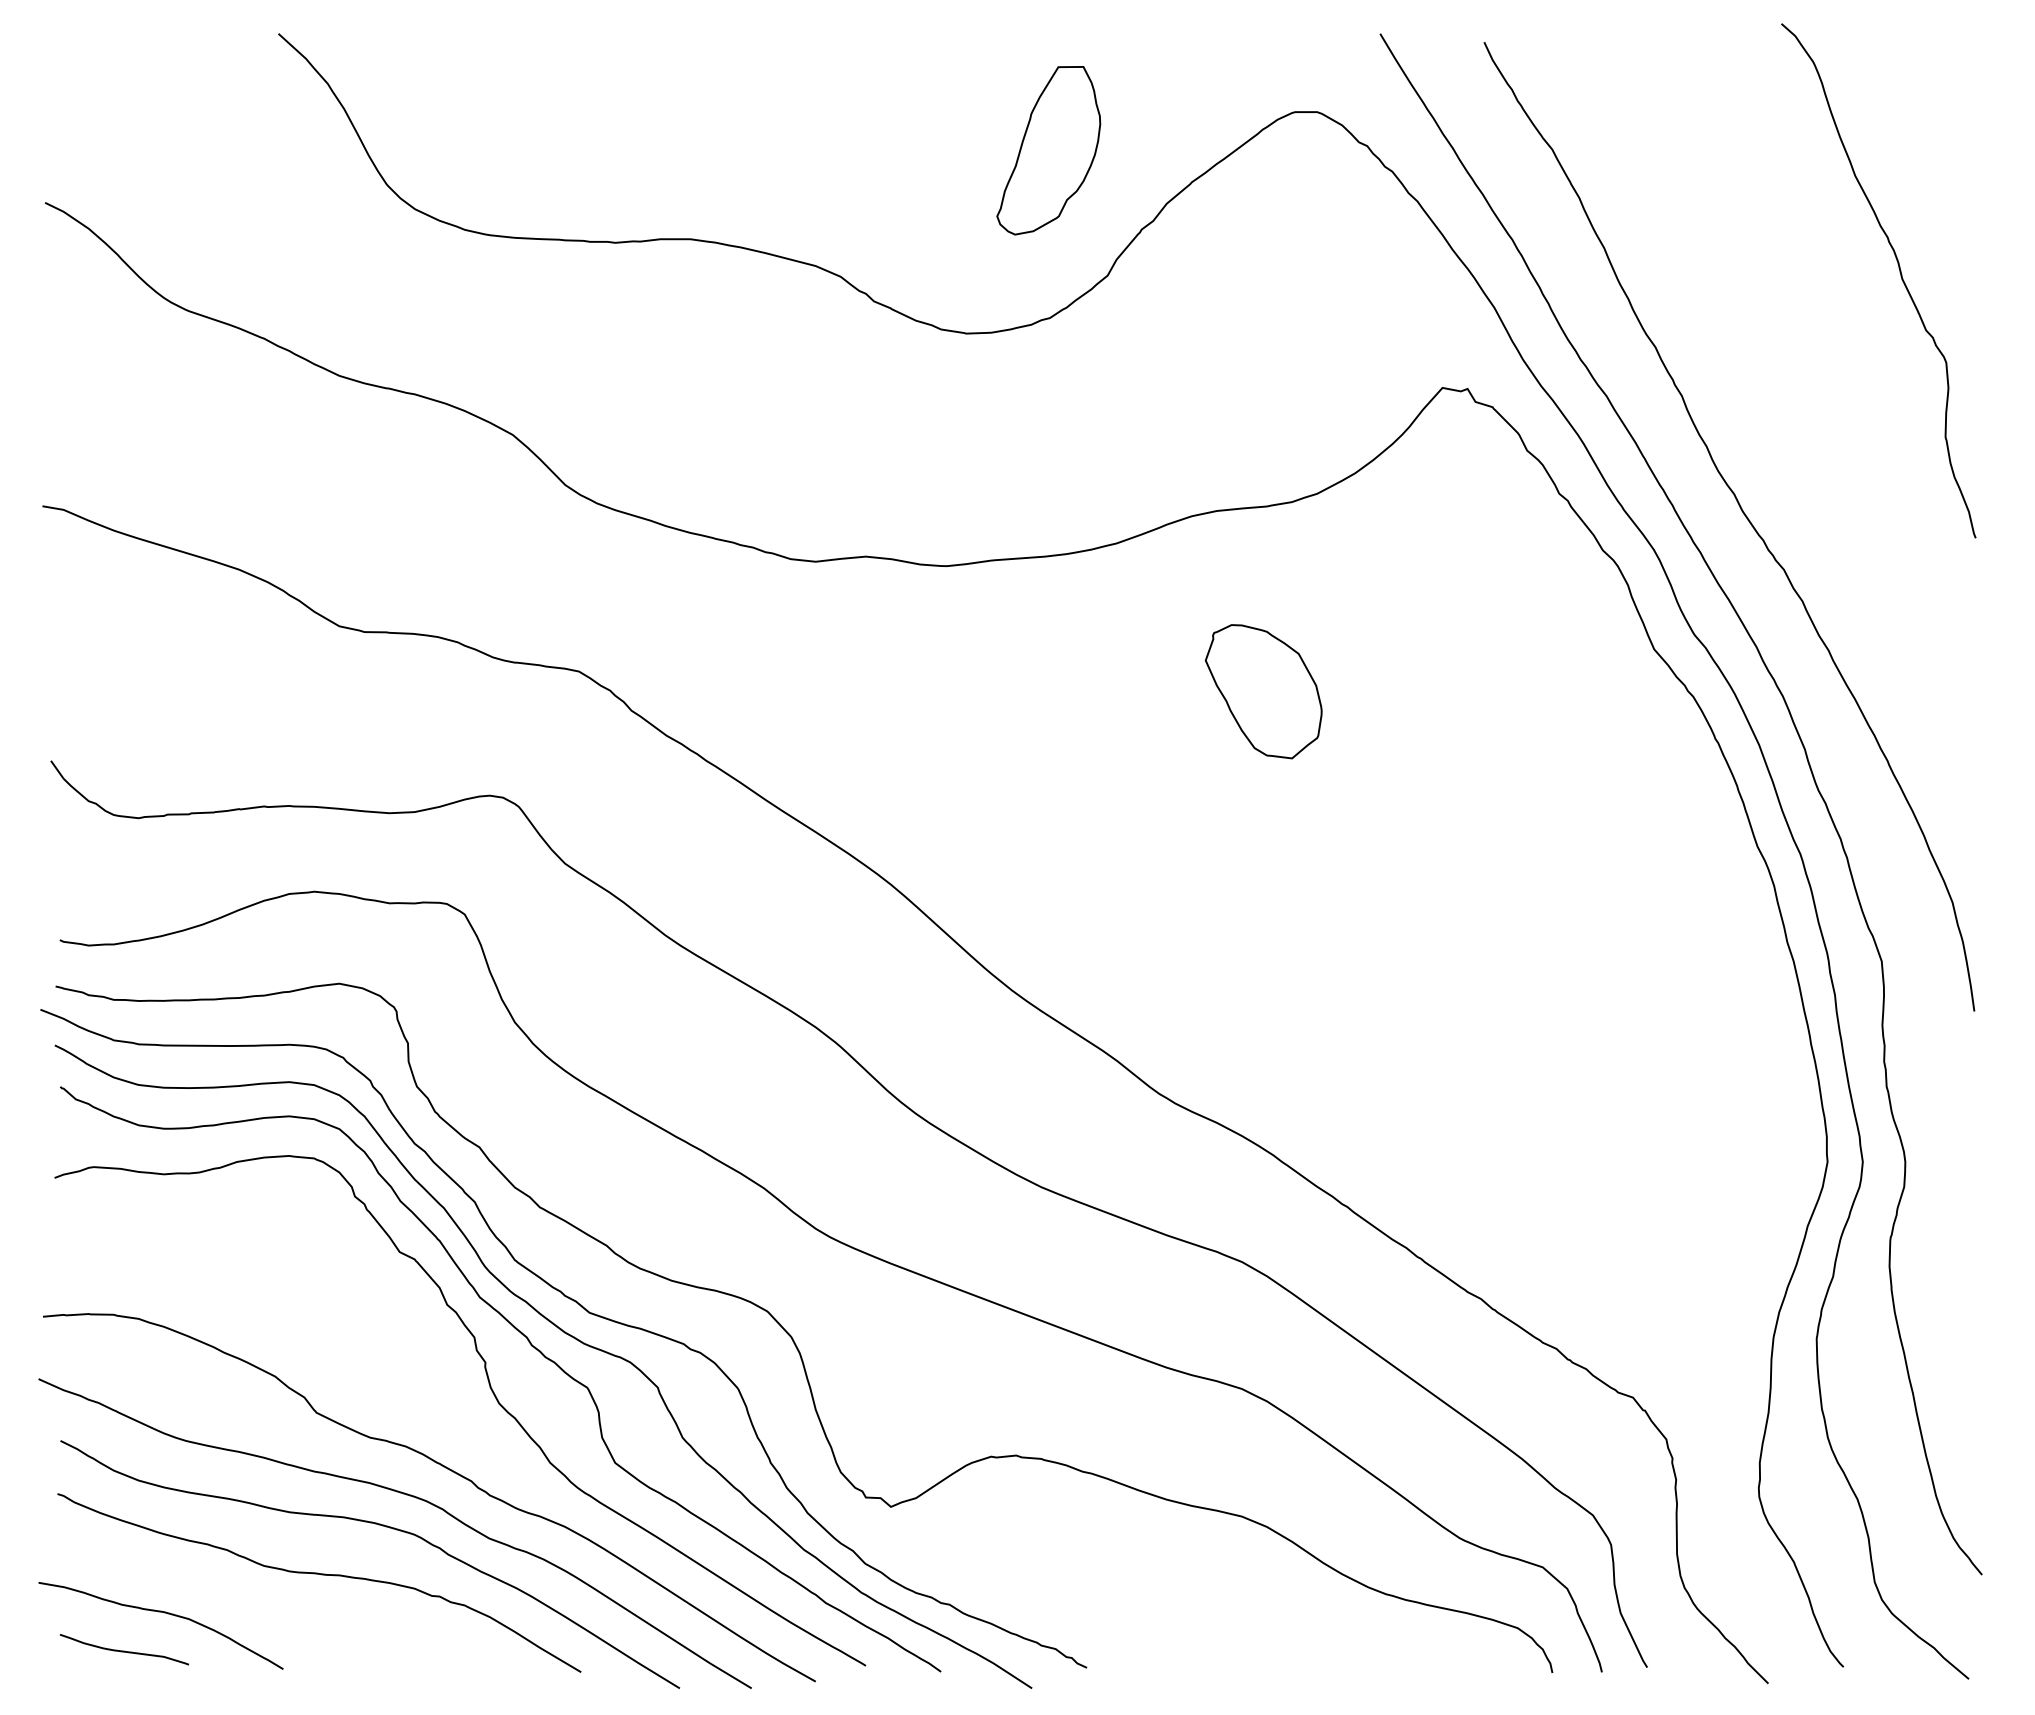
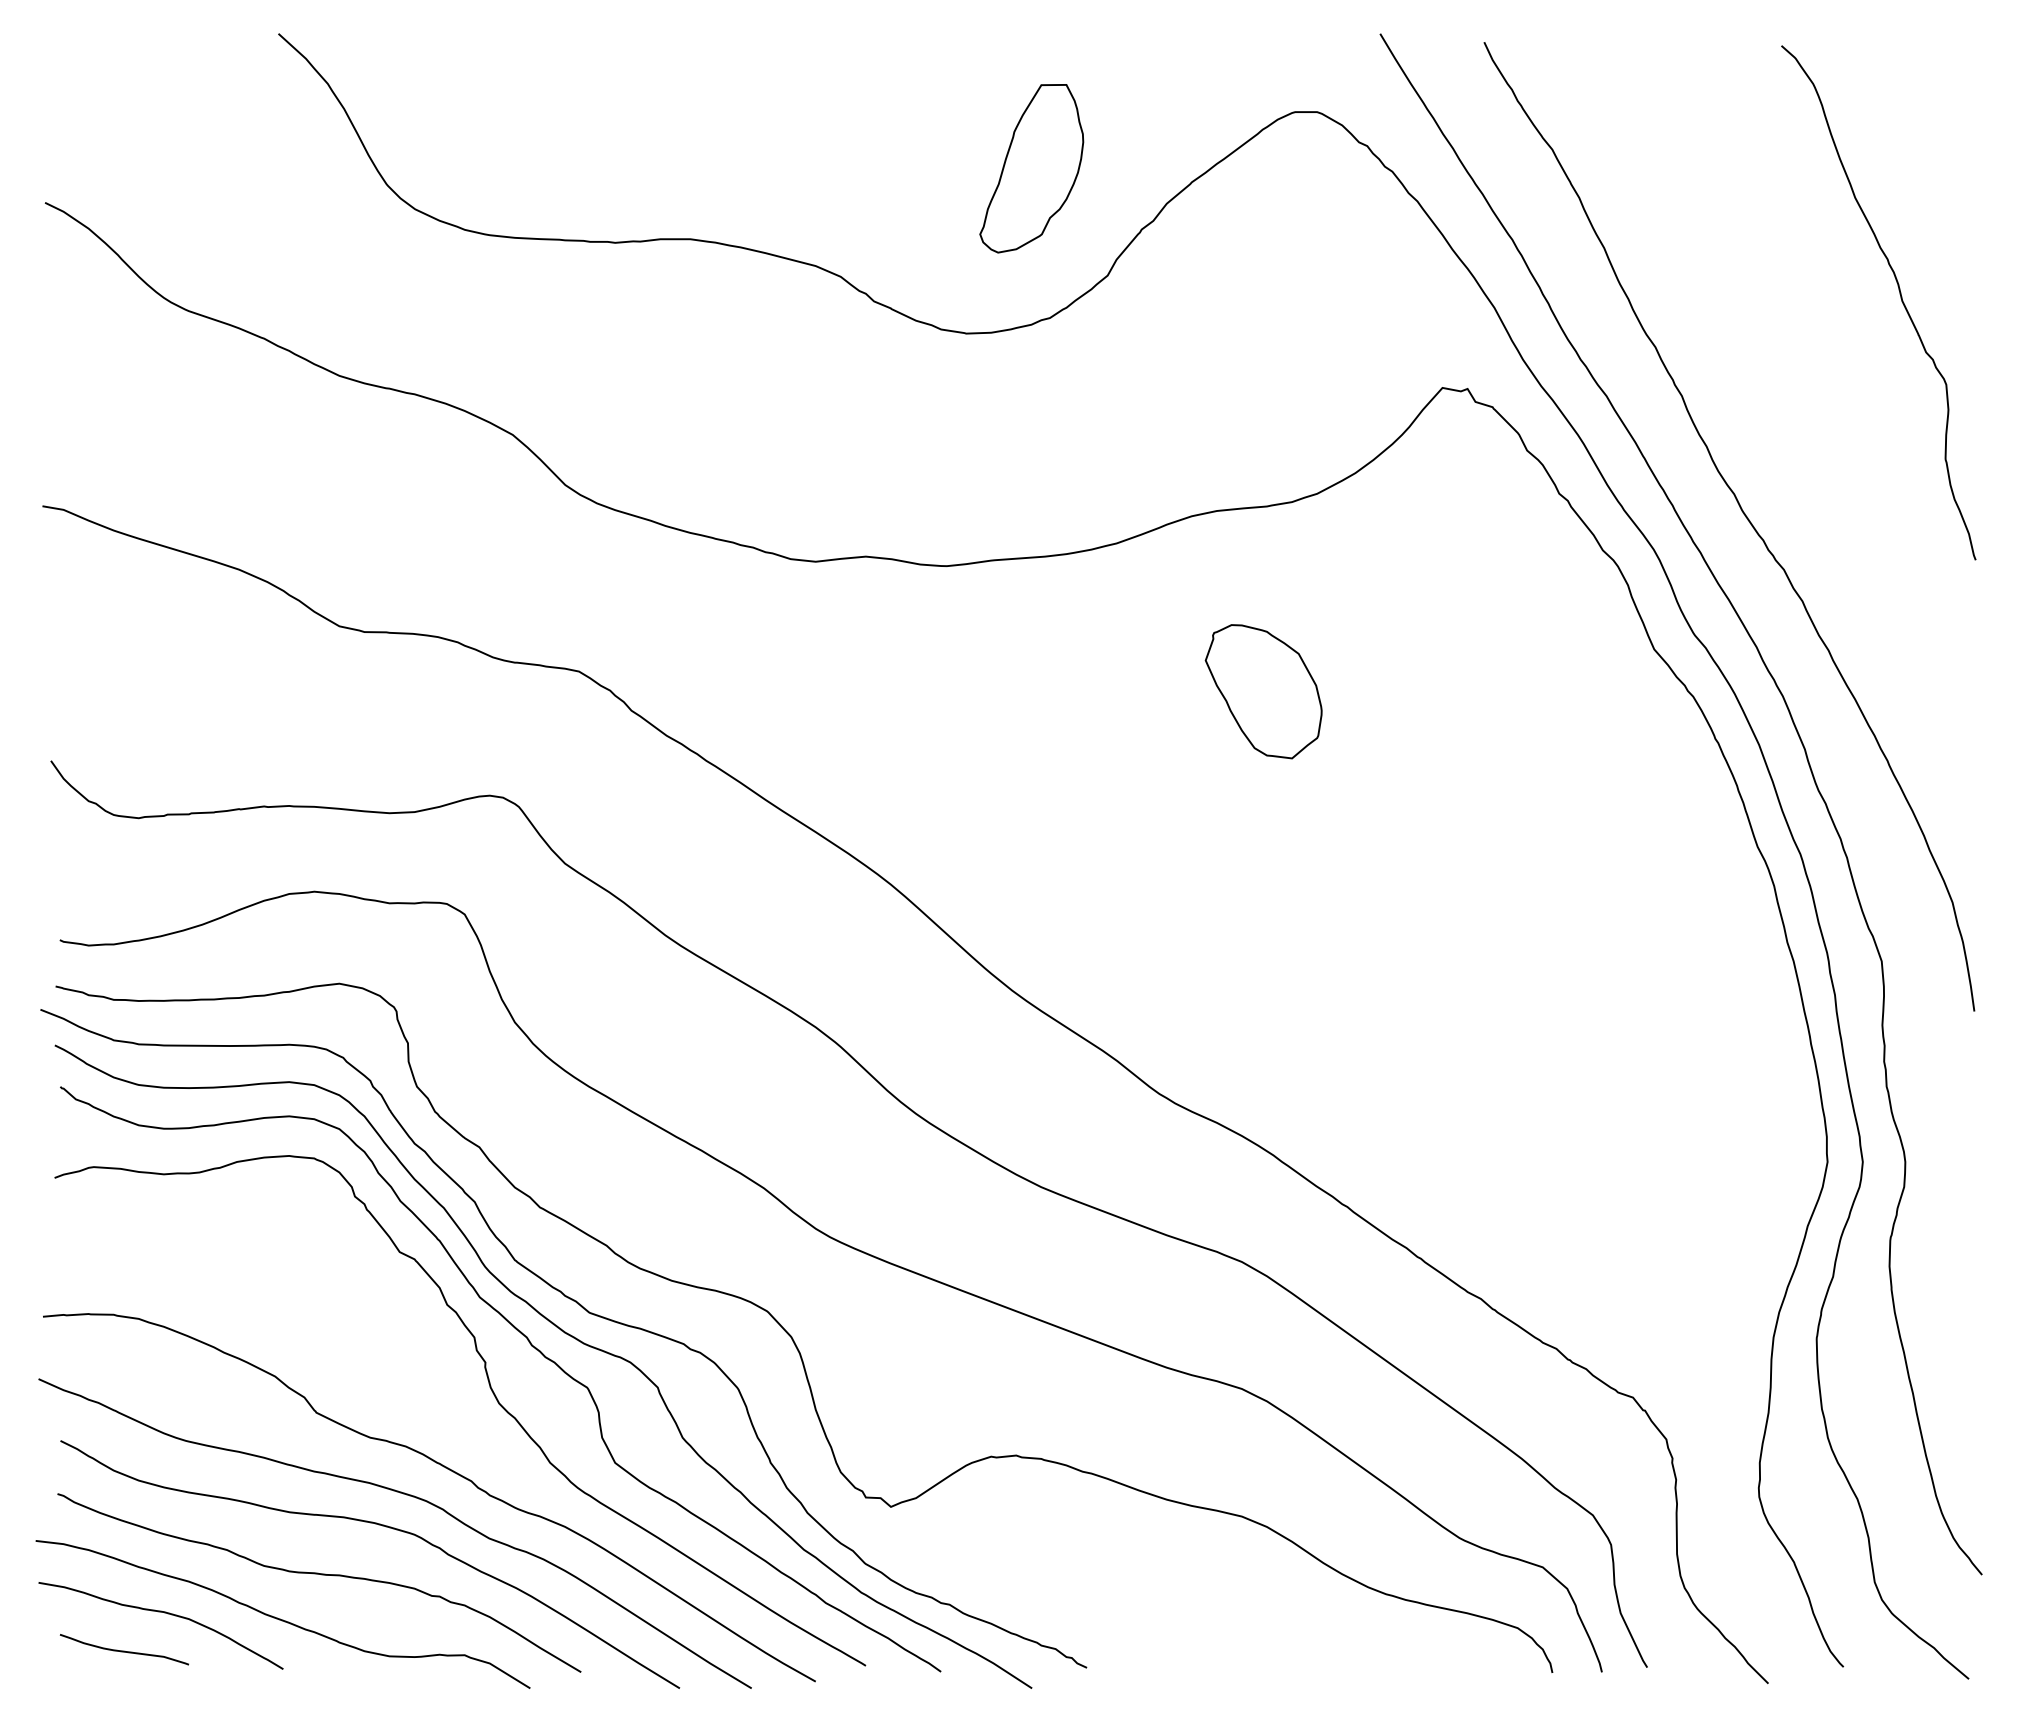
part position: (1048, 150) -> (1031, 168) (1031, 168)
curve position: (1900, 276) -> (1900, 298) (1900, 298)
curve: none -> present (280, 1618)
